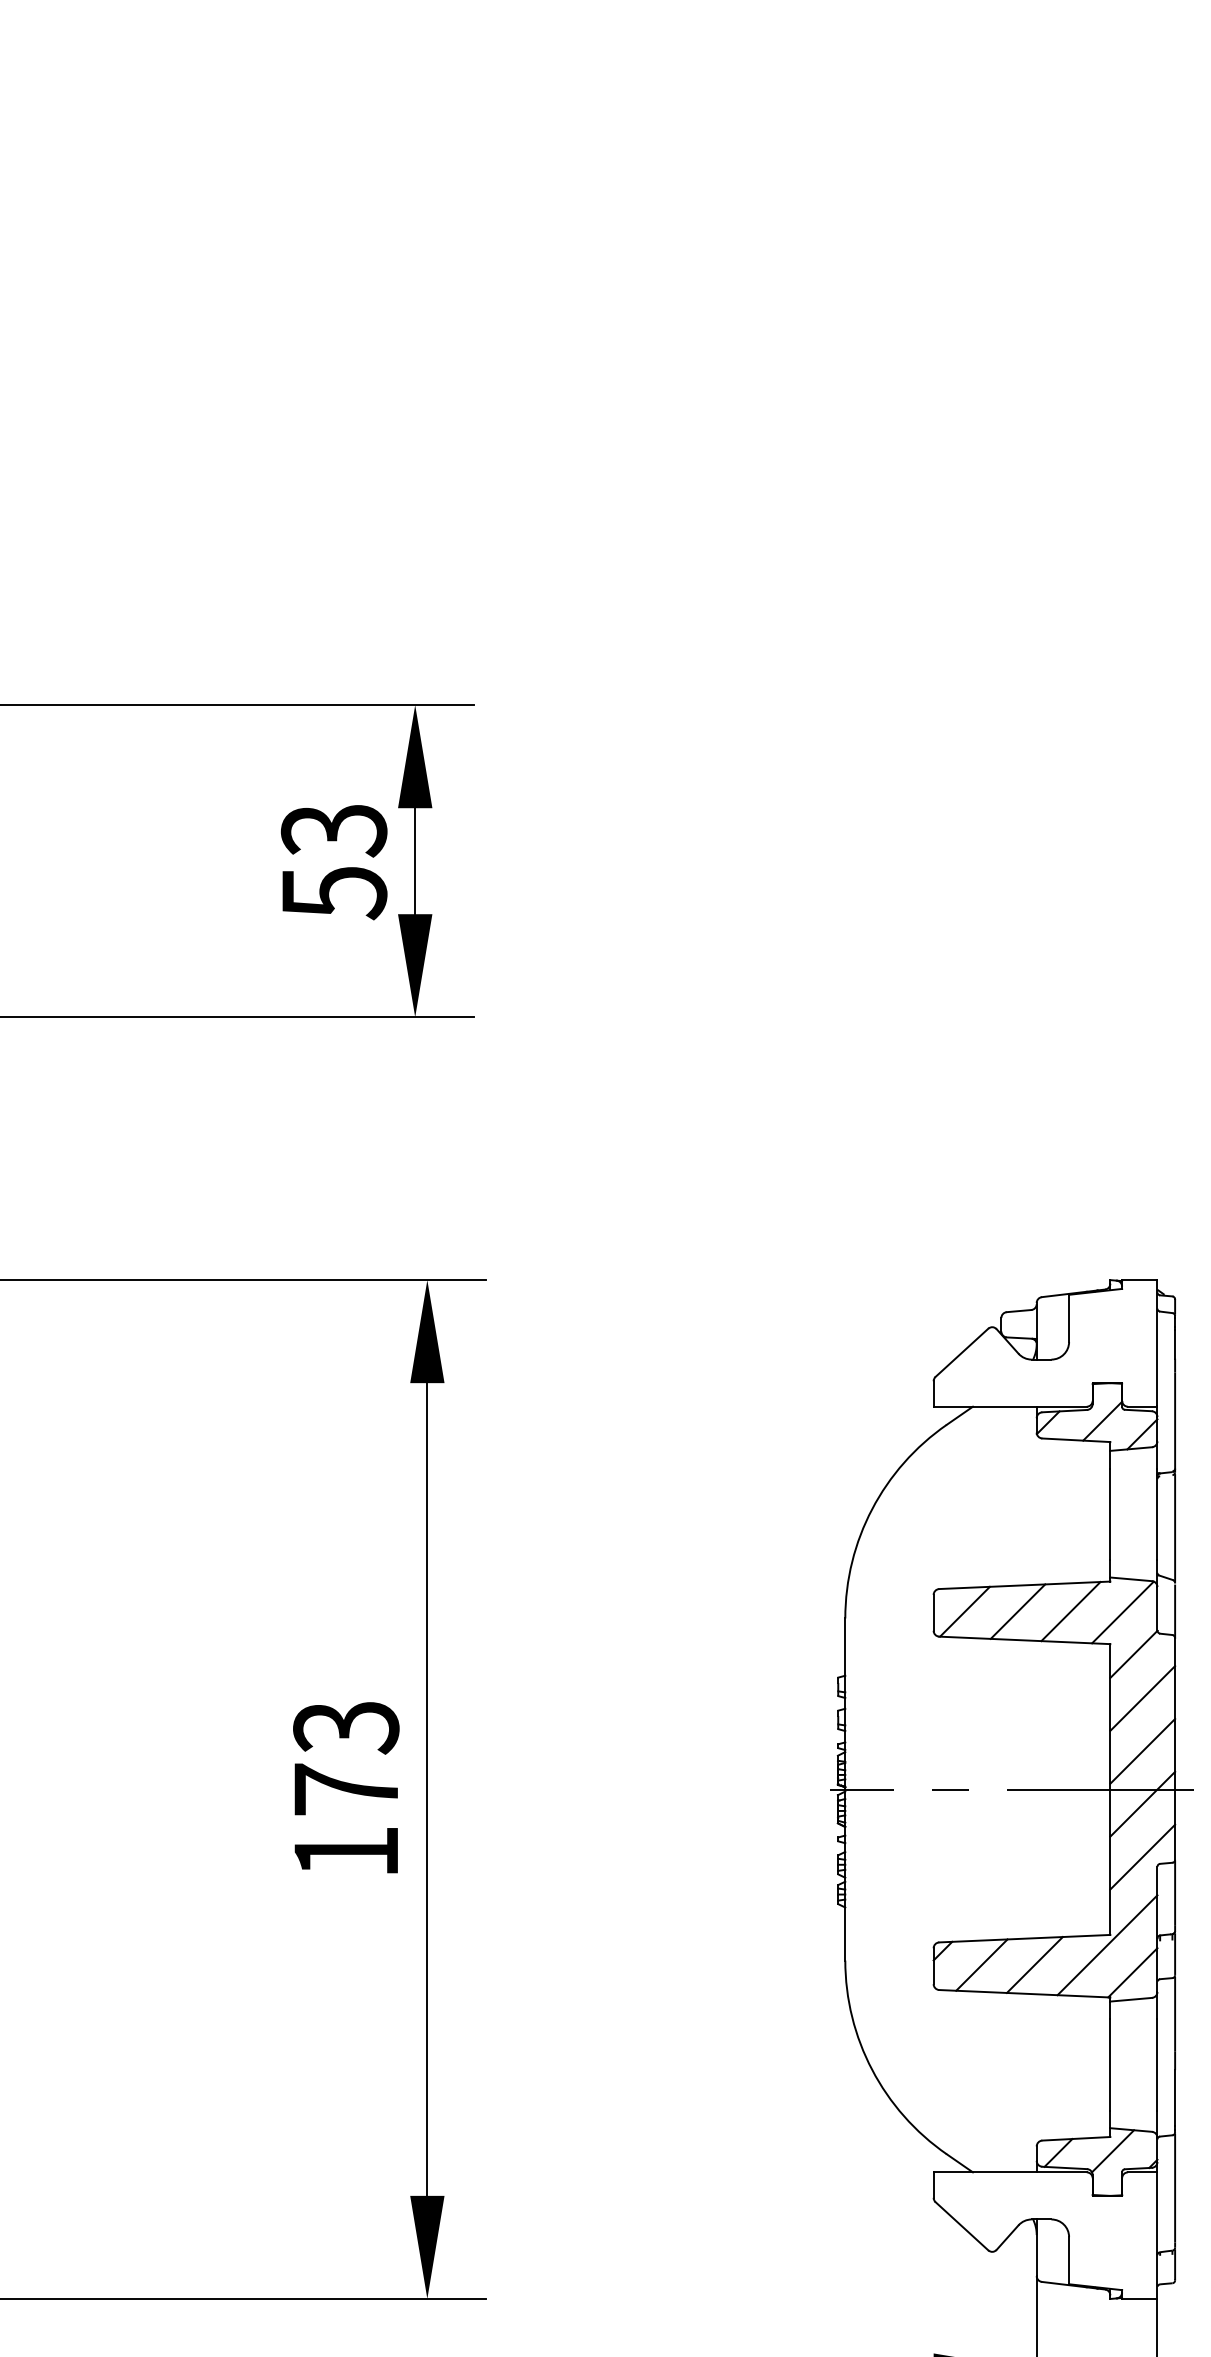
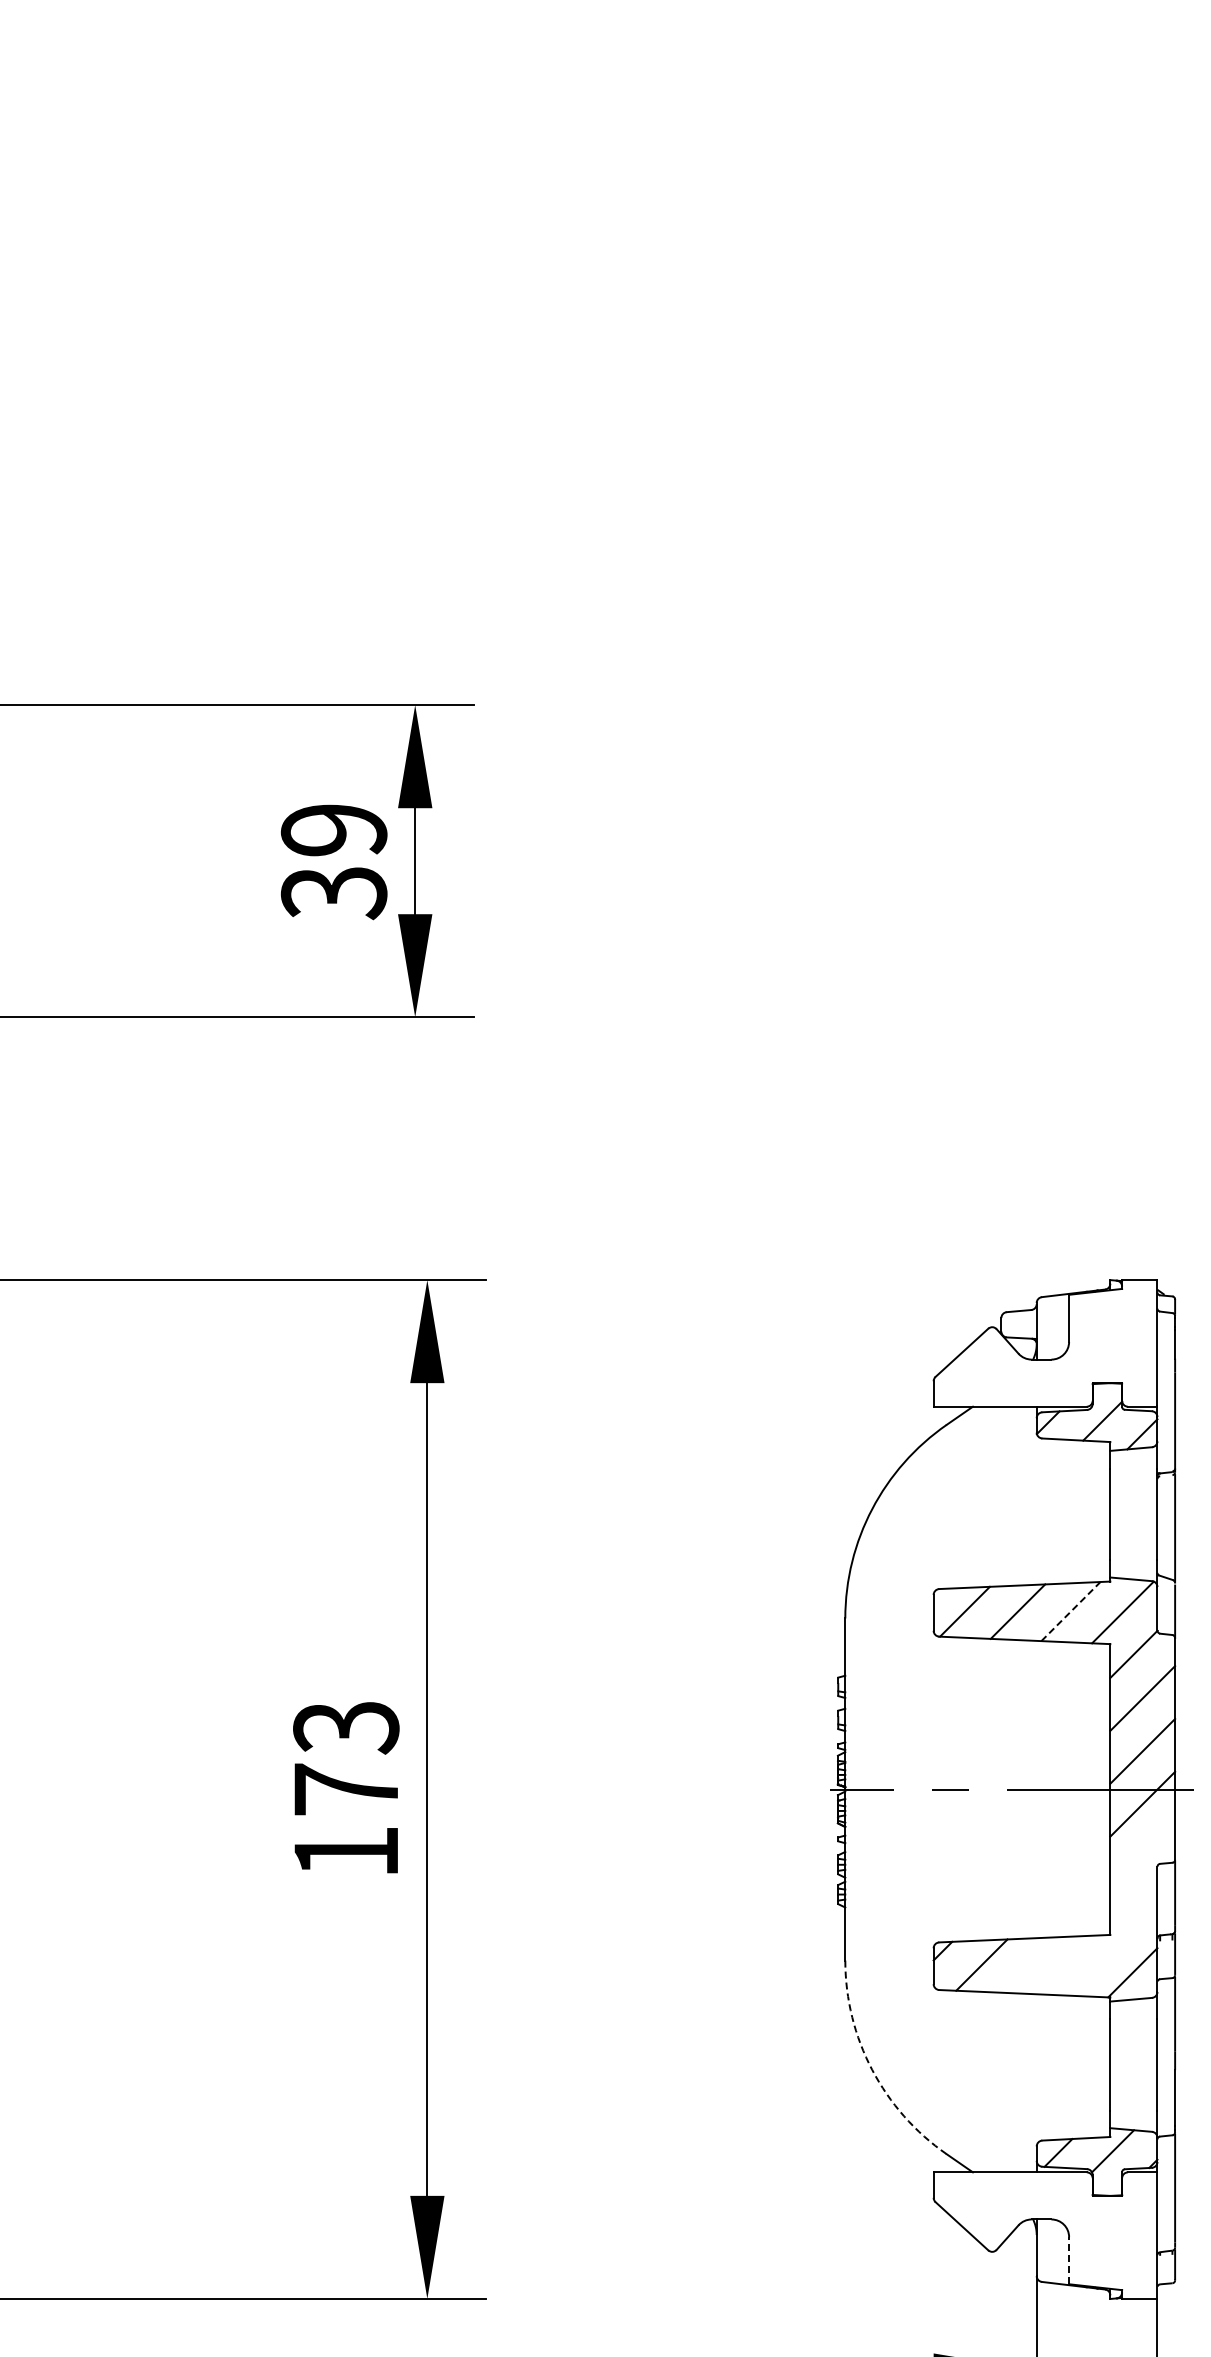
text: 53 -> 39 (333, 862)
line: solid -> dashed (1070, 1611)
line: present -> none (1142, 1856)
line: present -> none (1107, 1945)
line: present -> none (1034, 1964)
arc: solid -> dashed (872, 2069)
line: solid -> dashed (1069, 2260)
